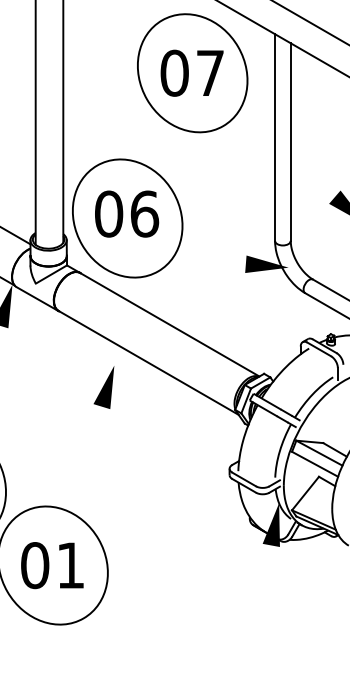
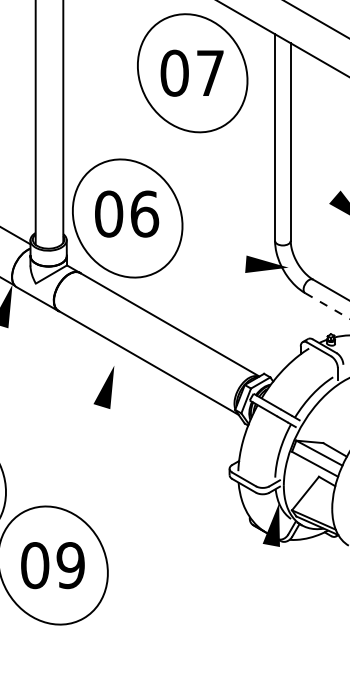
line position: (310, 22) -> (316, 19) (316, 19)
line: solid -> dashed (327, 306)
text: 01 -> 09 (70, 565)
